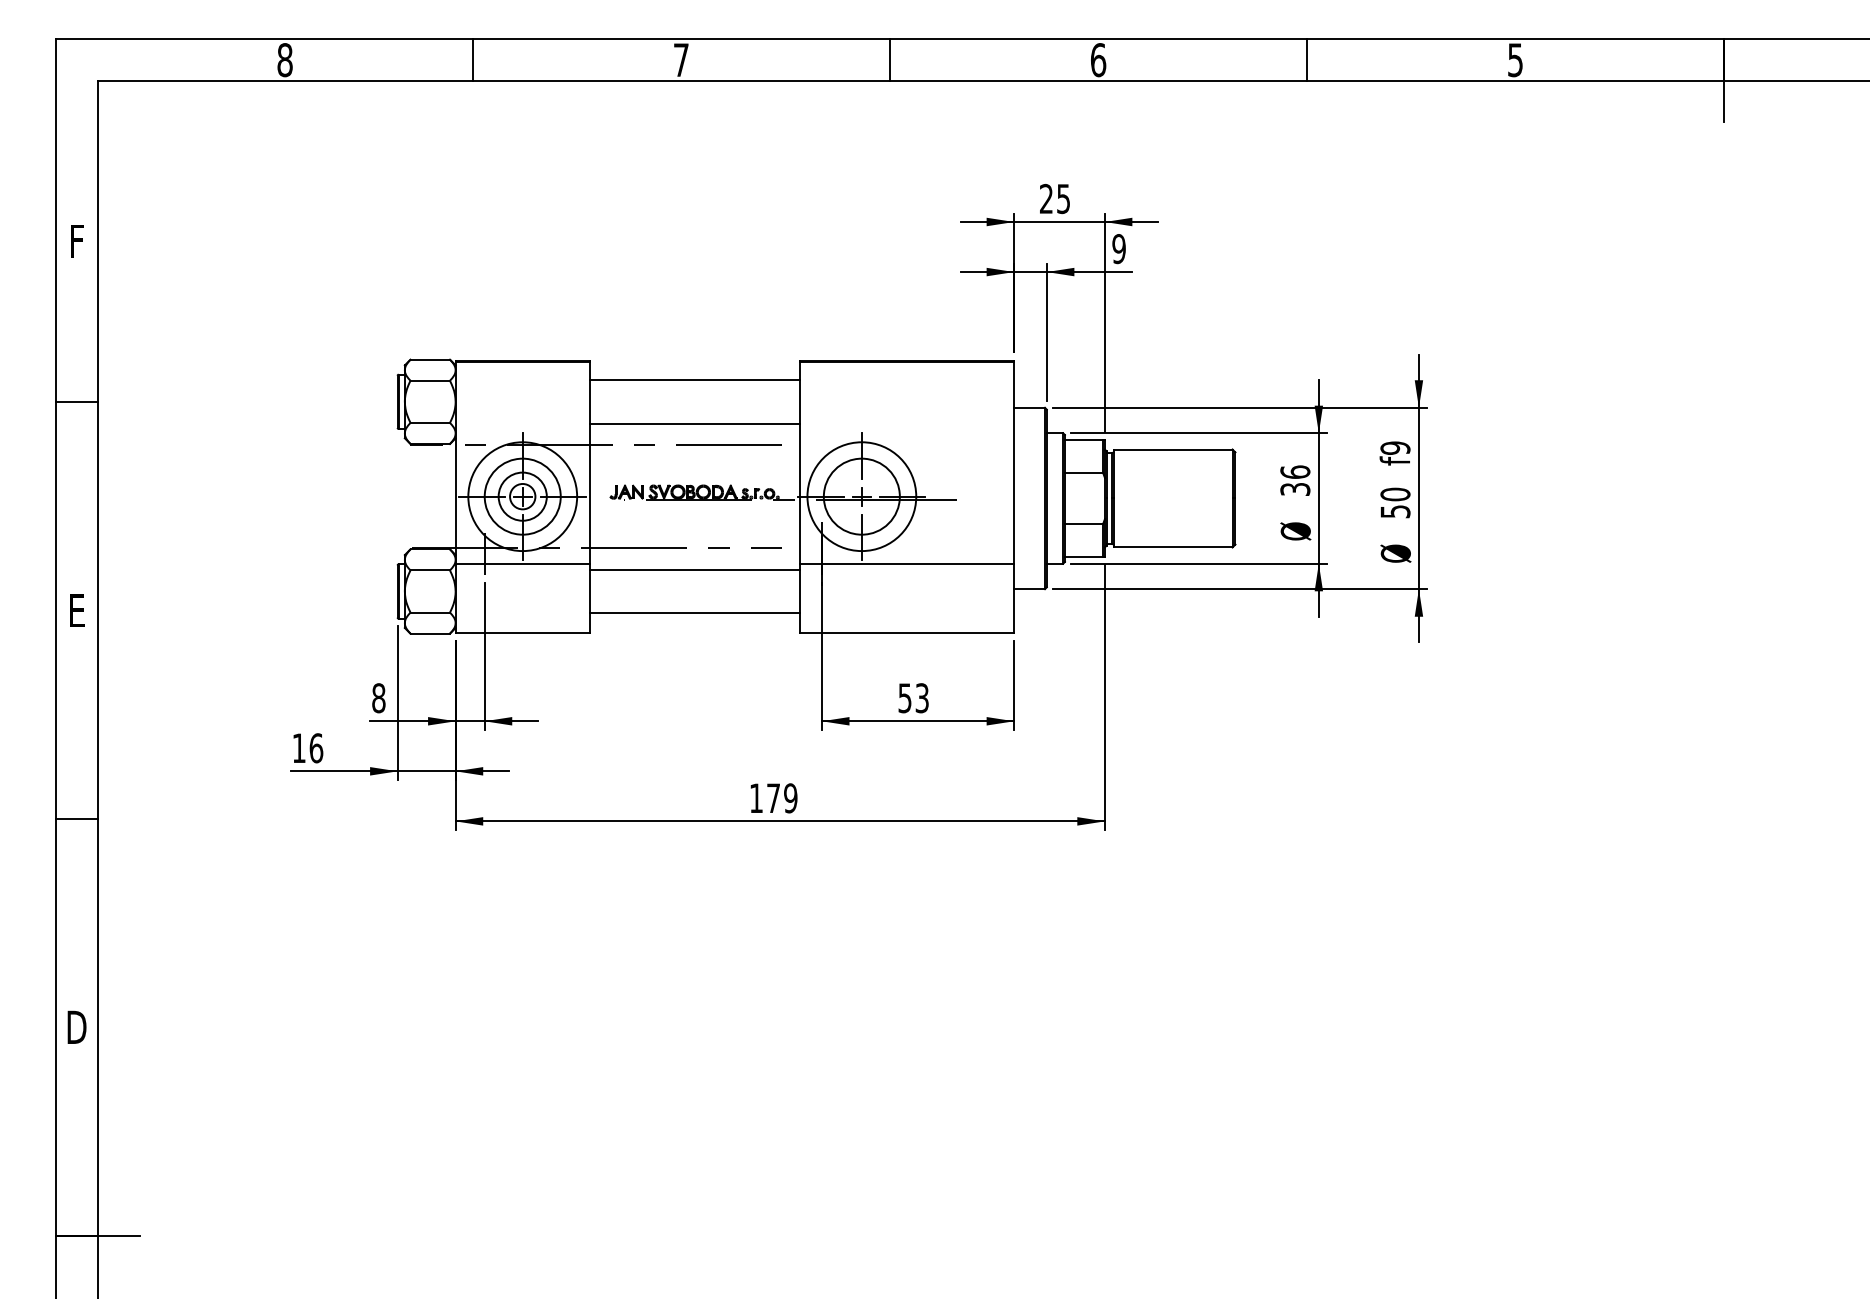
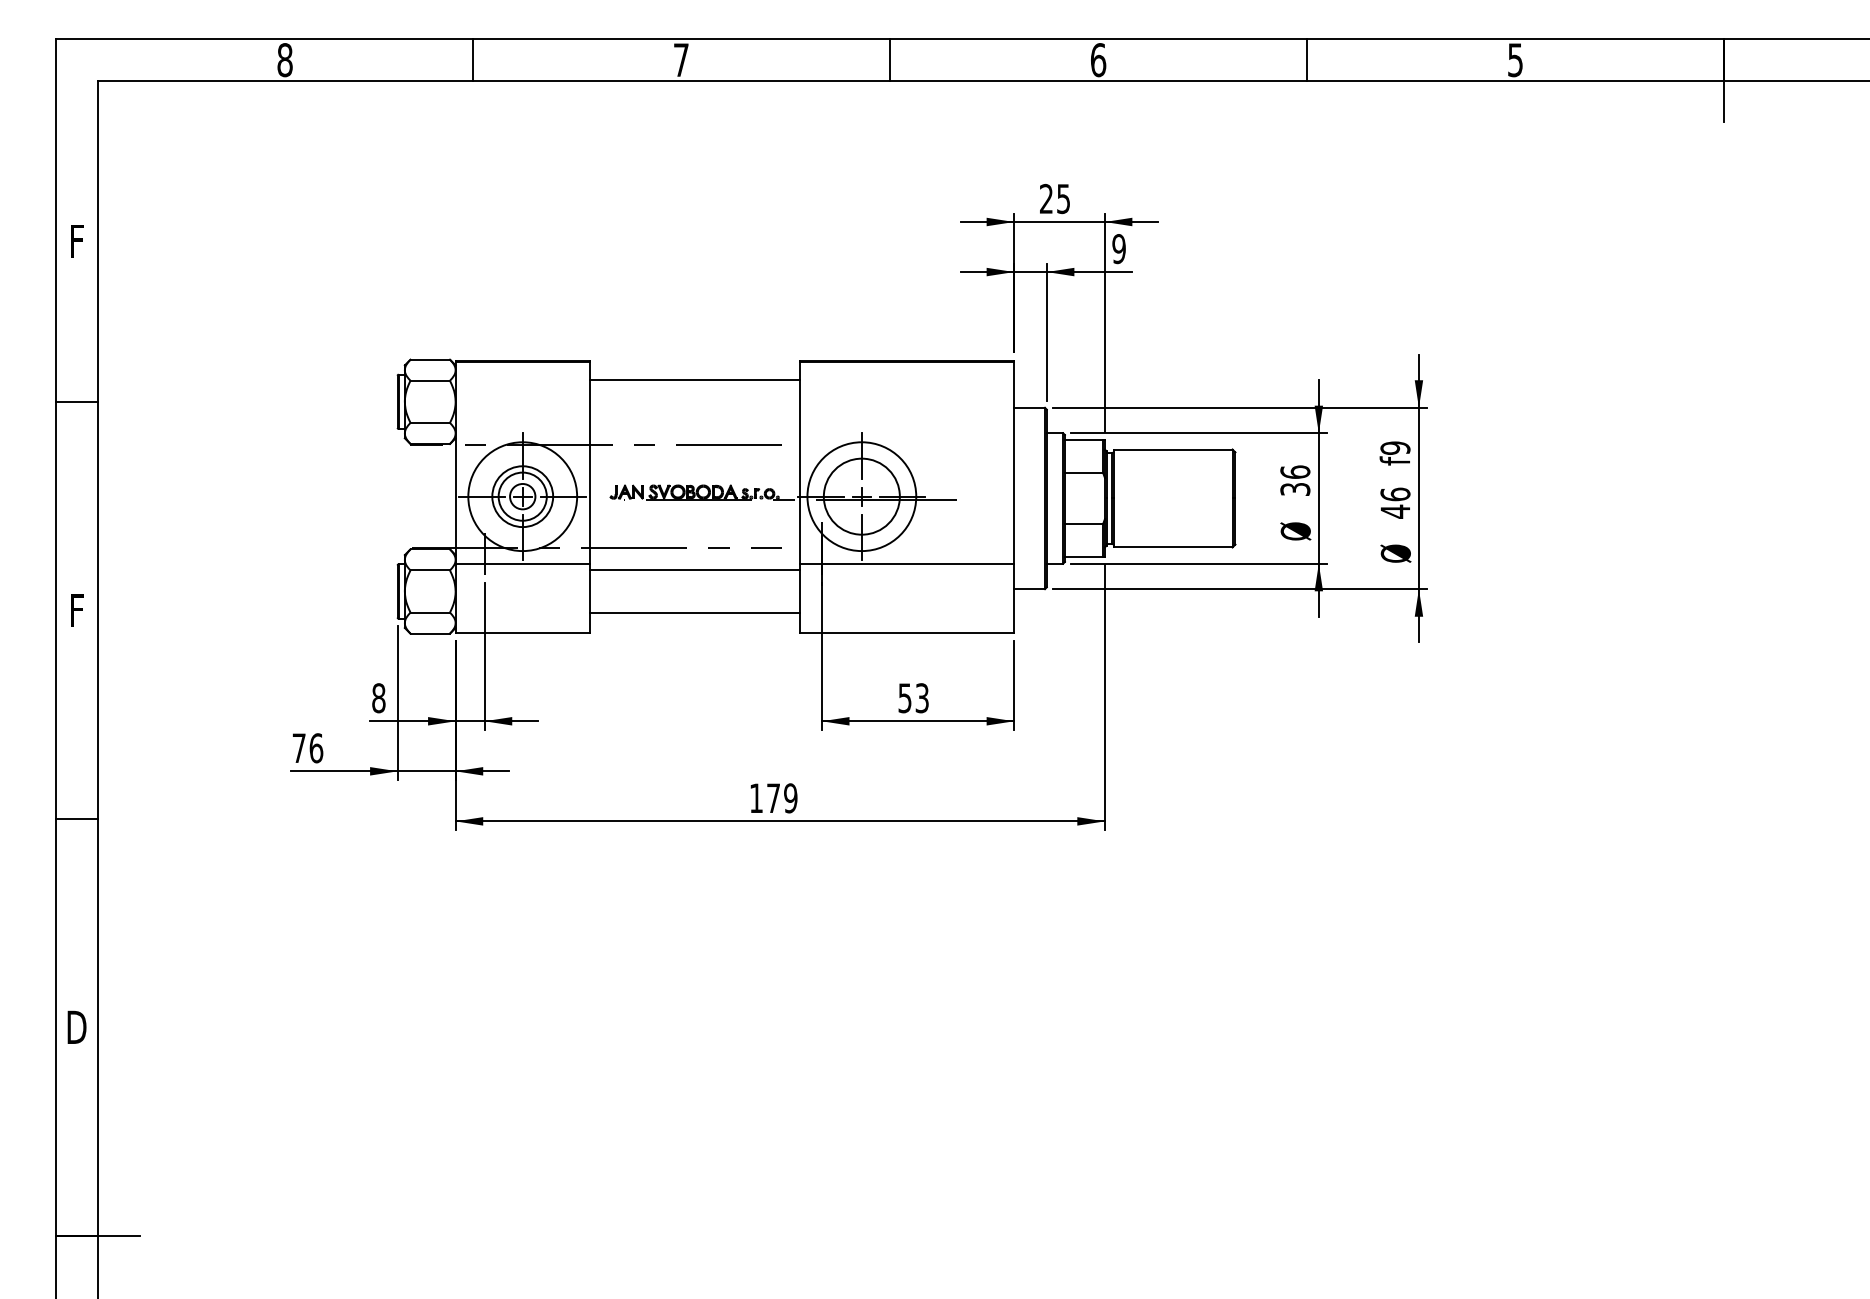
line: present -> none (694, 423)
circle diameter: 76 px -> 61 px (522, 496)
text: 50 -> 46 (1395, 502)
text: E -> F (77, 610)
text: 16 -> 76 (298, 747)
